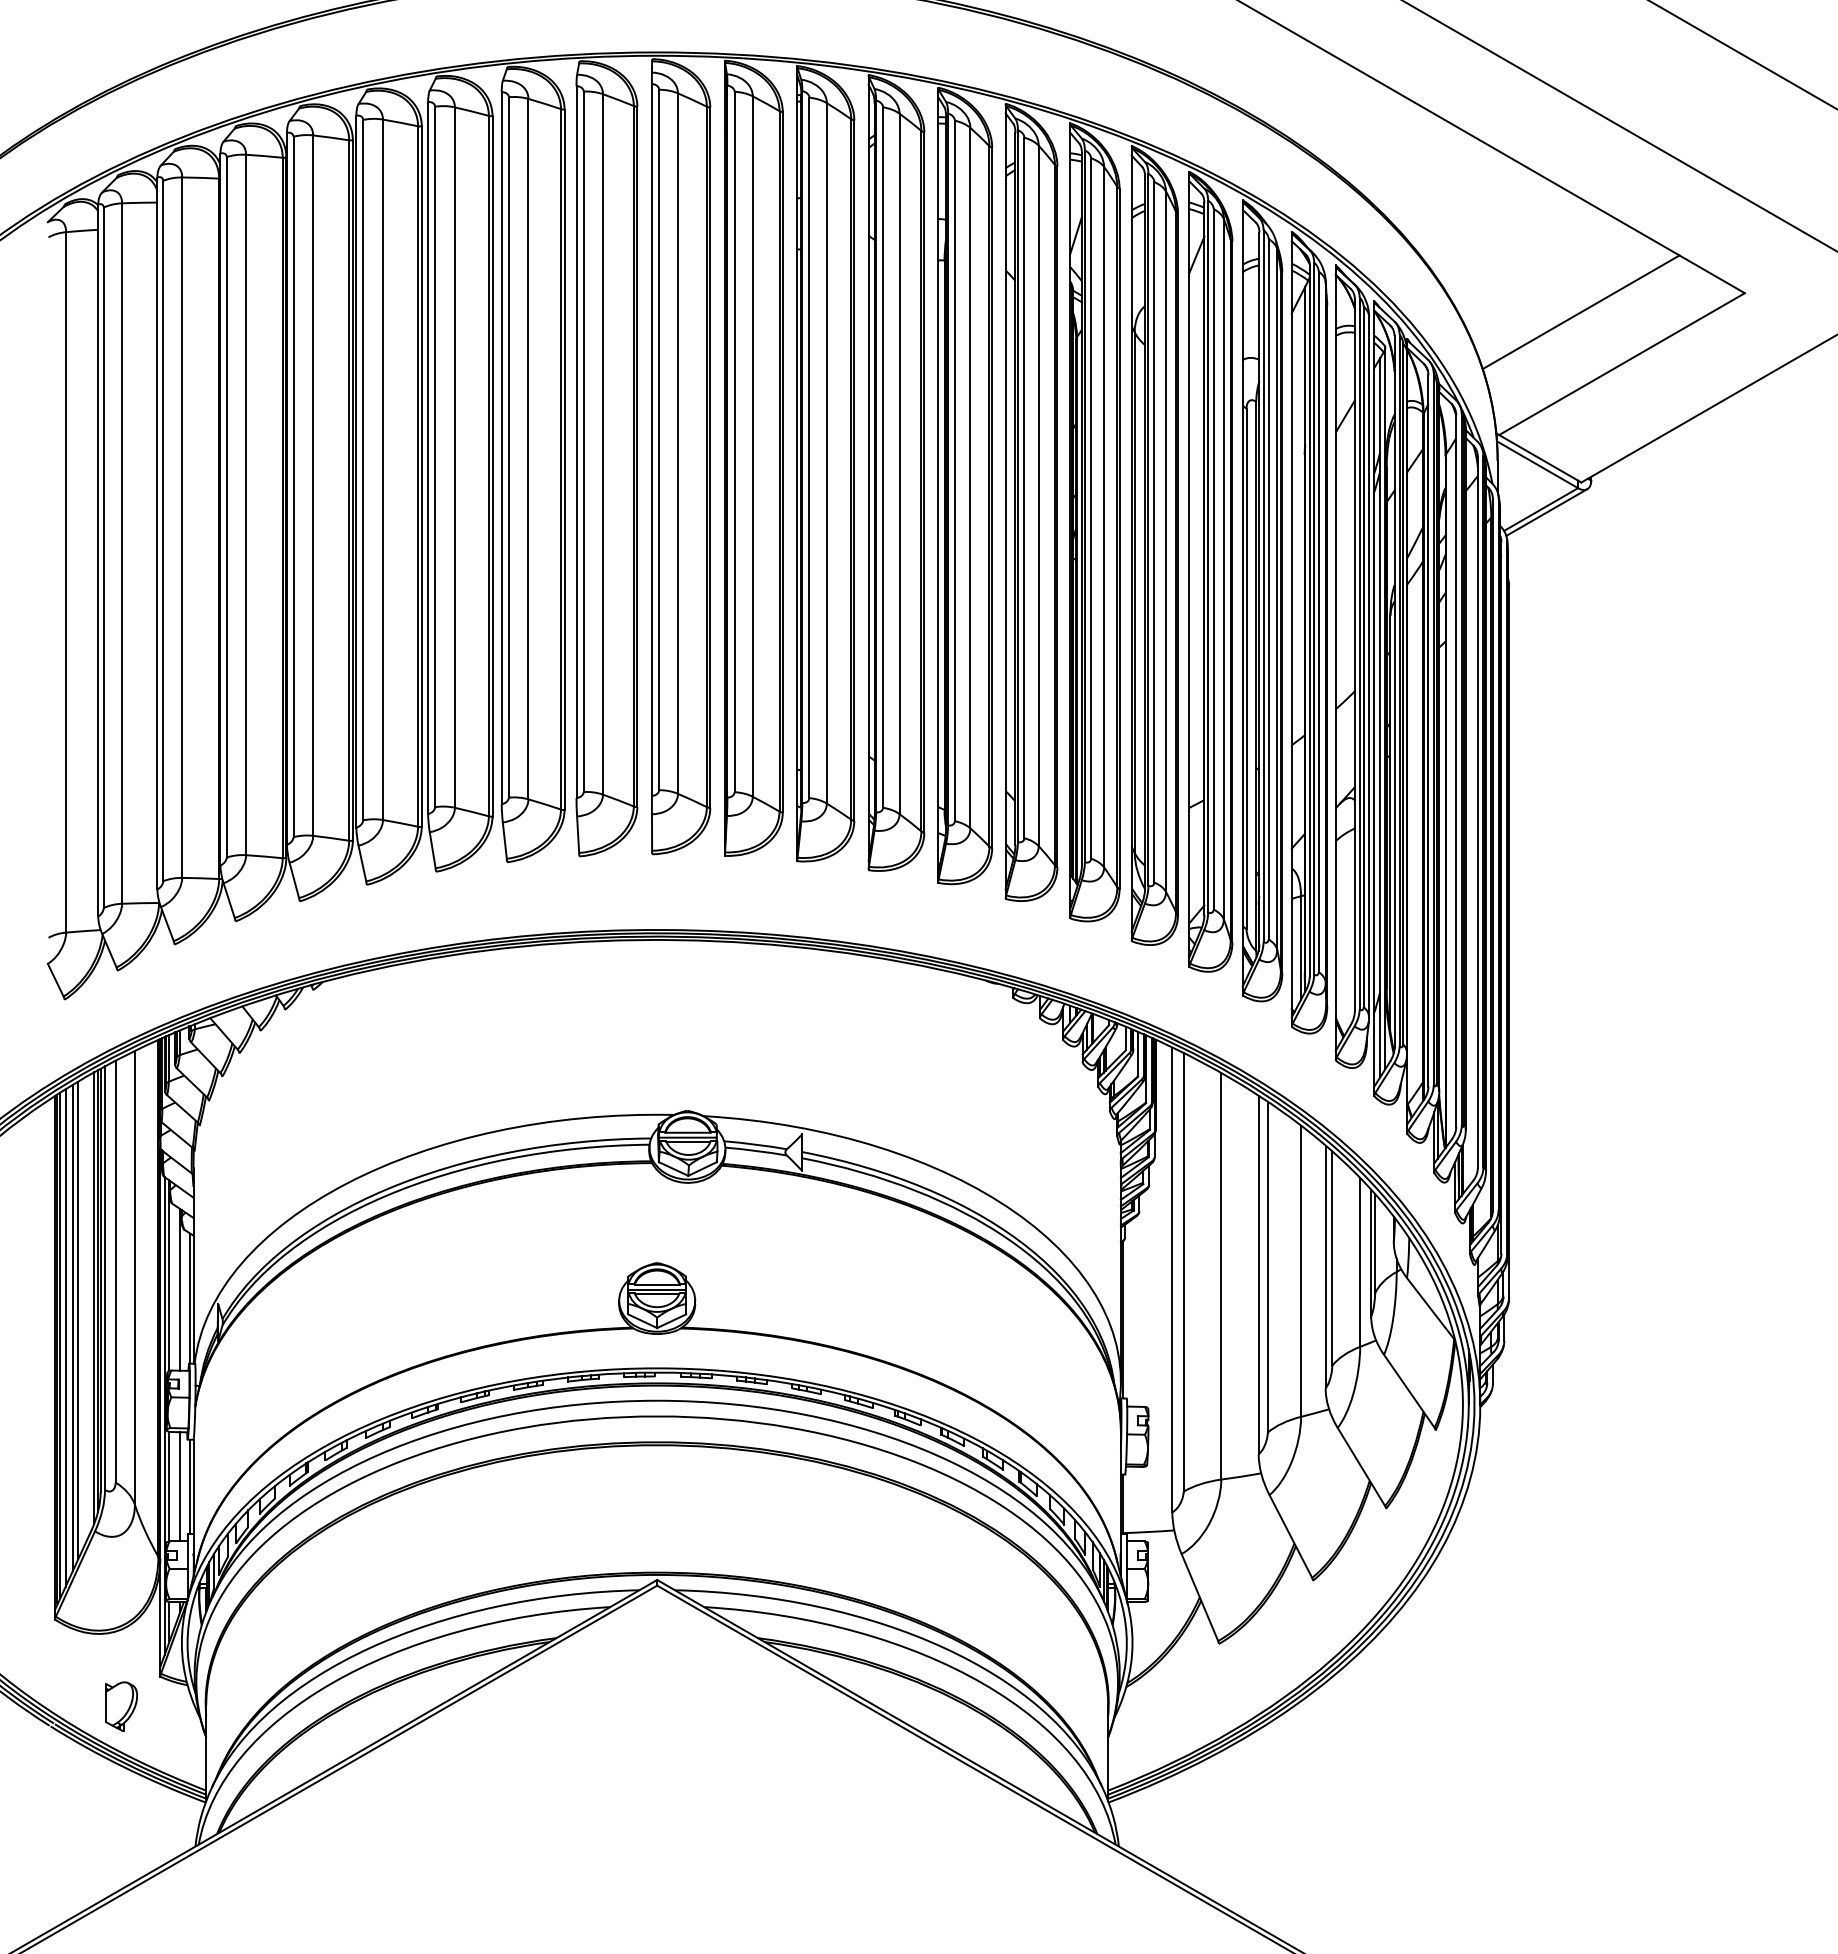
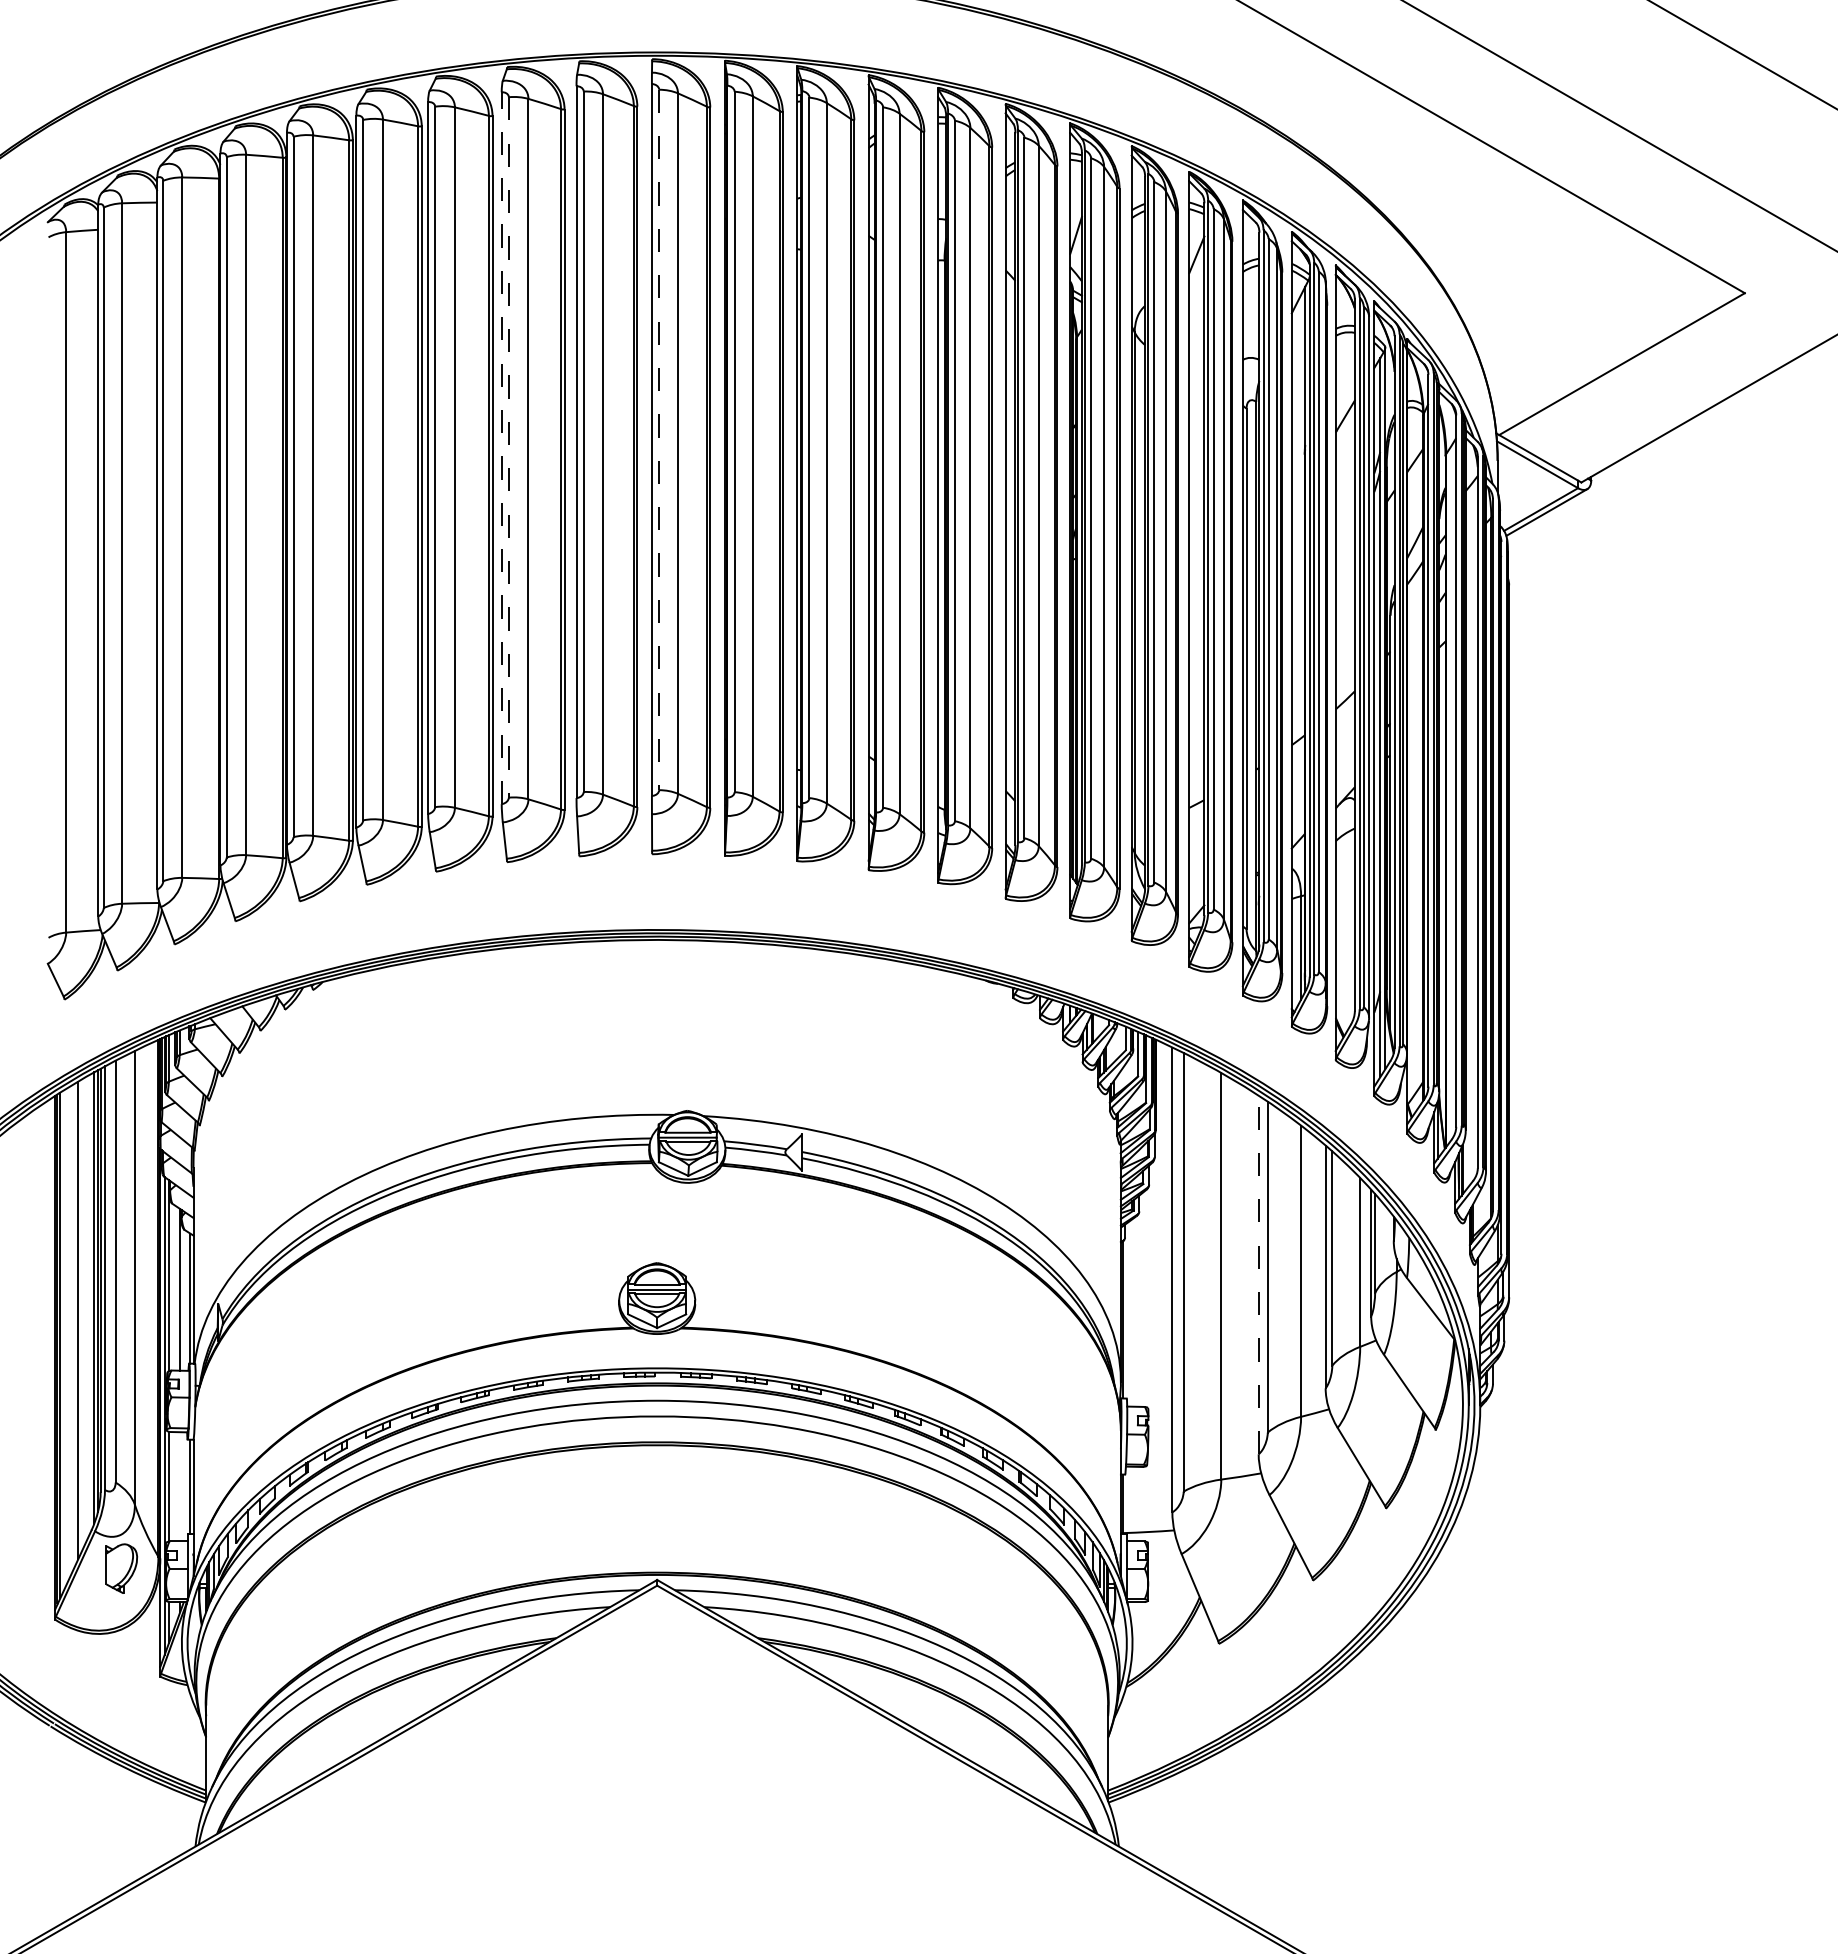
line: present -> none (1580, 312)
line: solid -> dashed (659, 440)
line: solid -> dashed (508, 447)
line: solid -> dashed (501, 448)
line: solid -> dashed (1258, 1274)
line: present -> none (73, 1327)
line: present -> none (65, 1337)
line: present -> none (180, 1486)
part position: (121, 1706) -> (121, 1568) (121, 1568)
